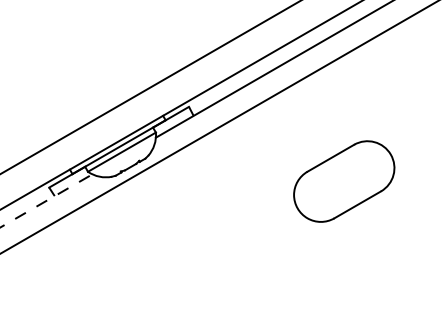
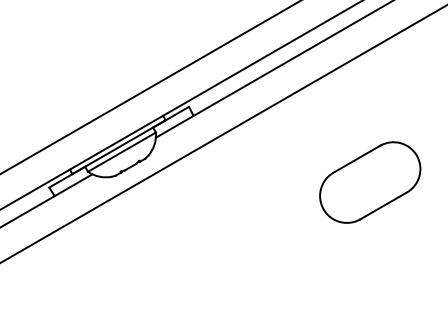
line position: (219, 127) -> (223, 134) (223, 134)
part position: (344, 181) -> (370, 182) (370, 182)
line: dashed -> solid (46, 200)
